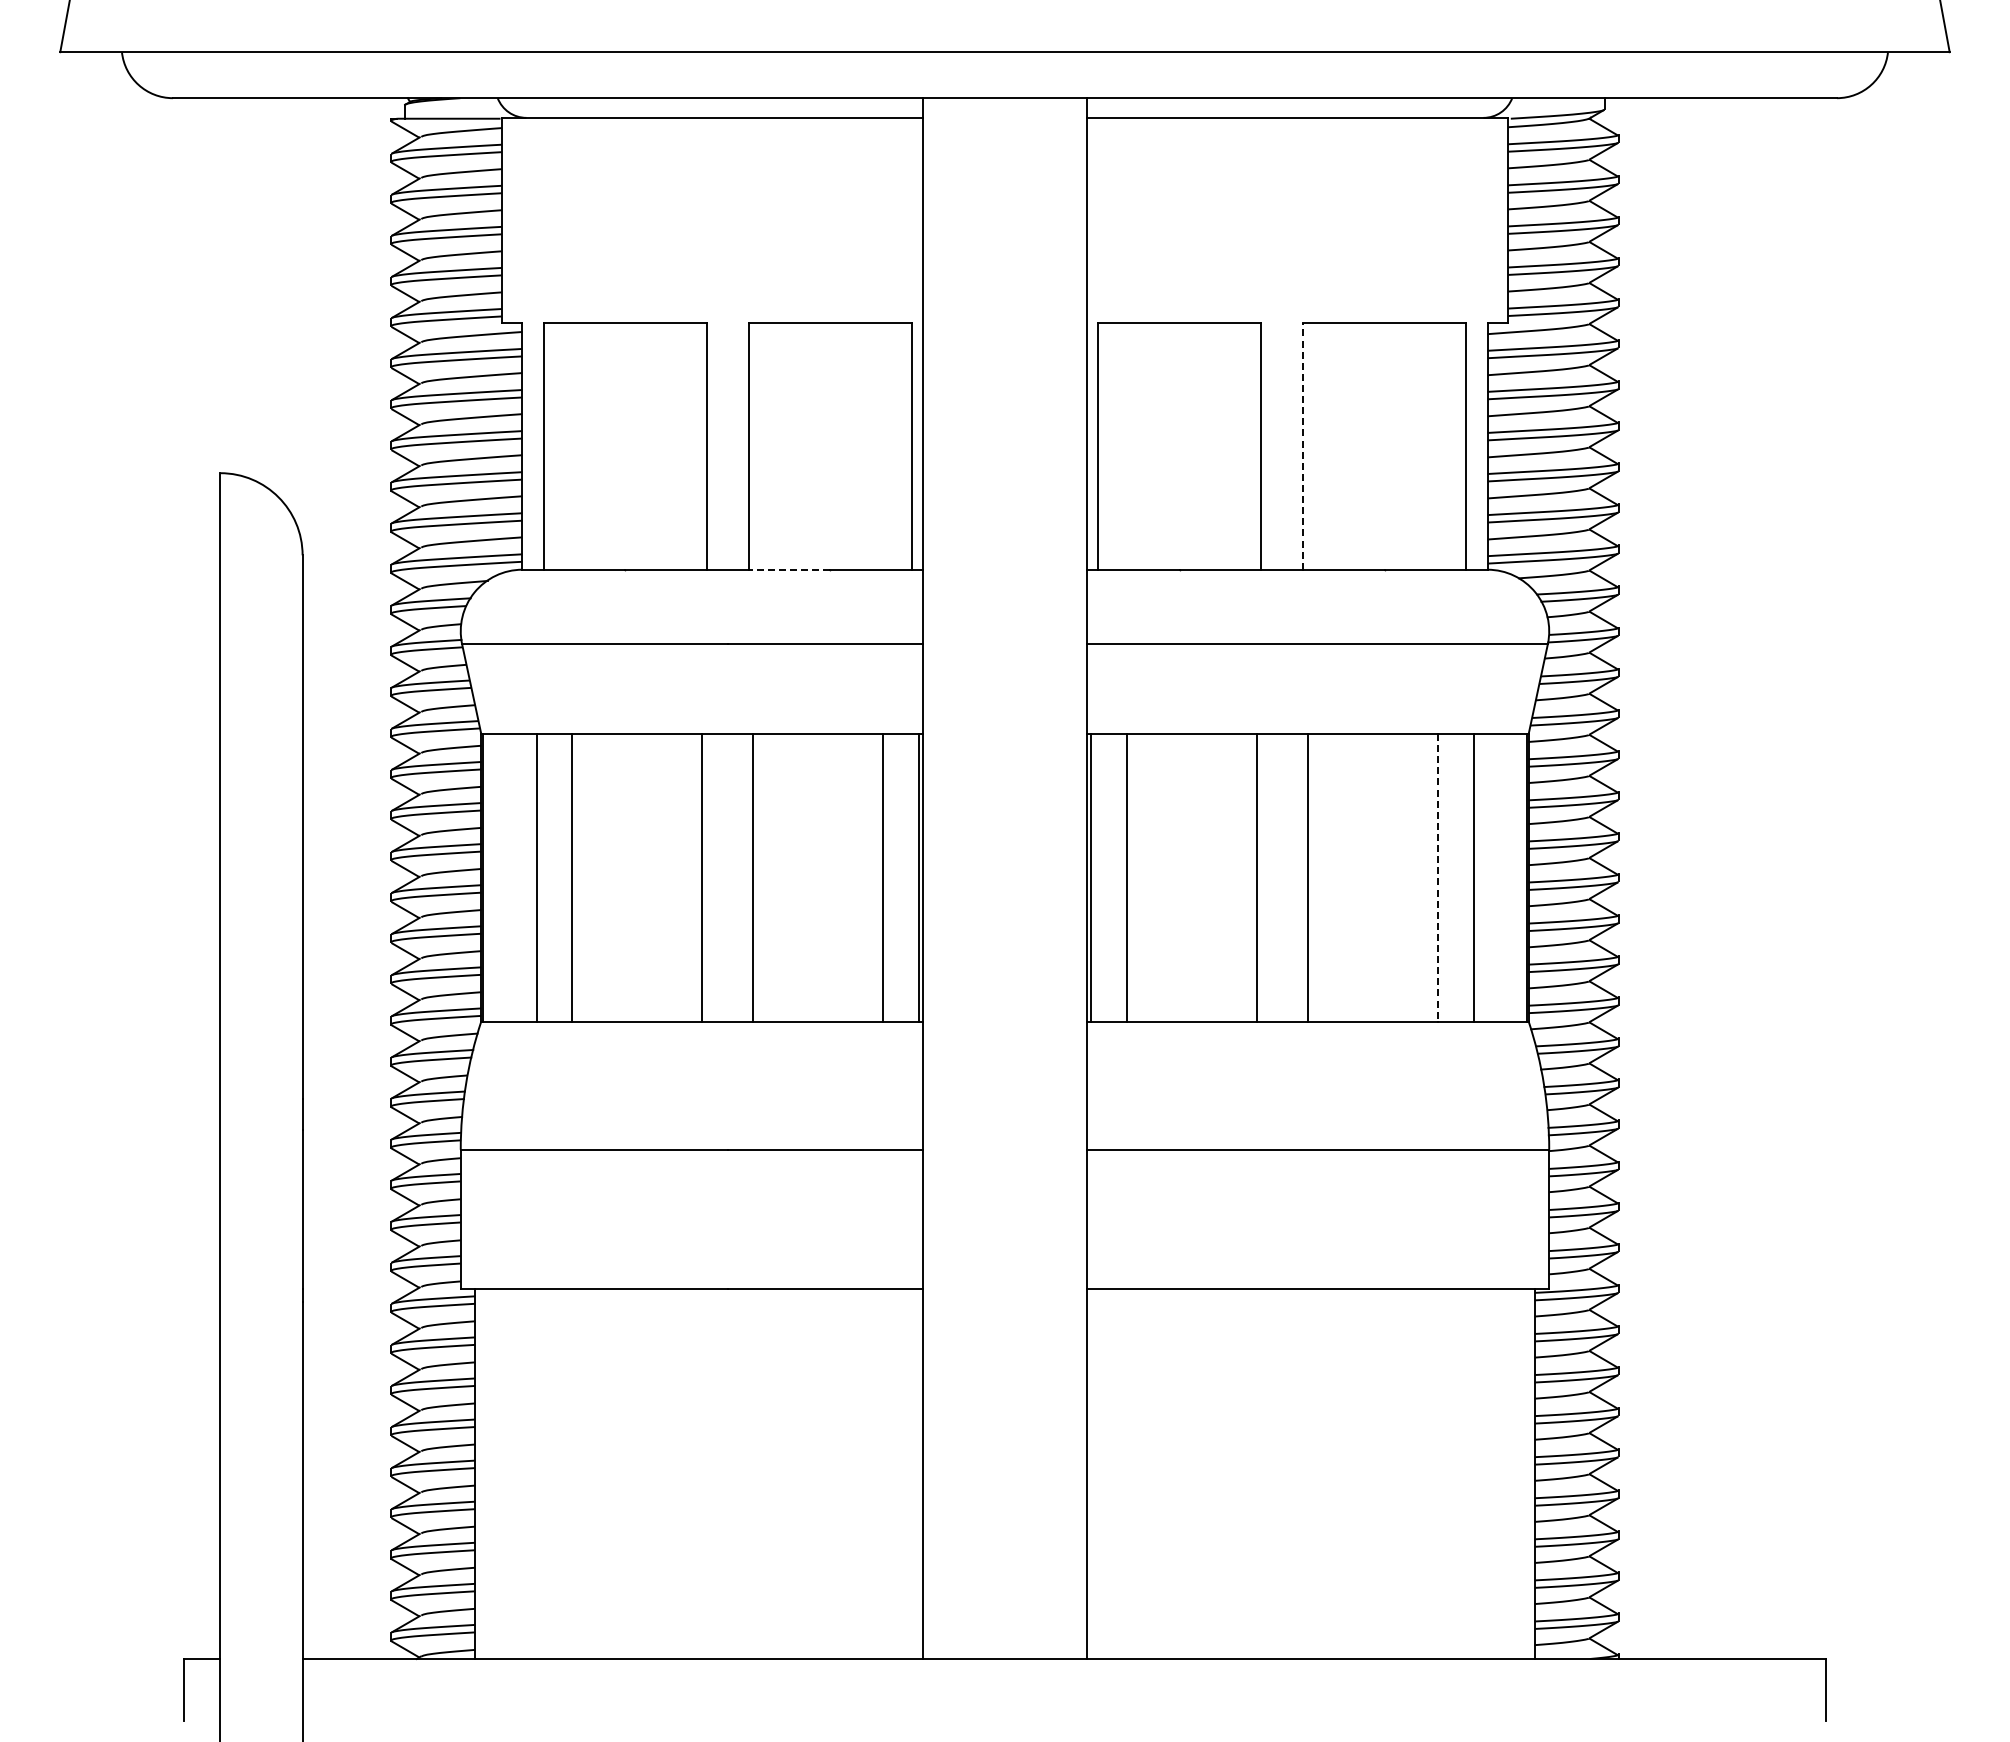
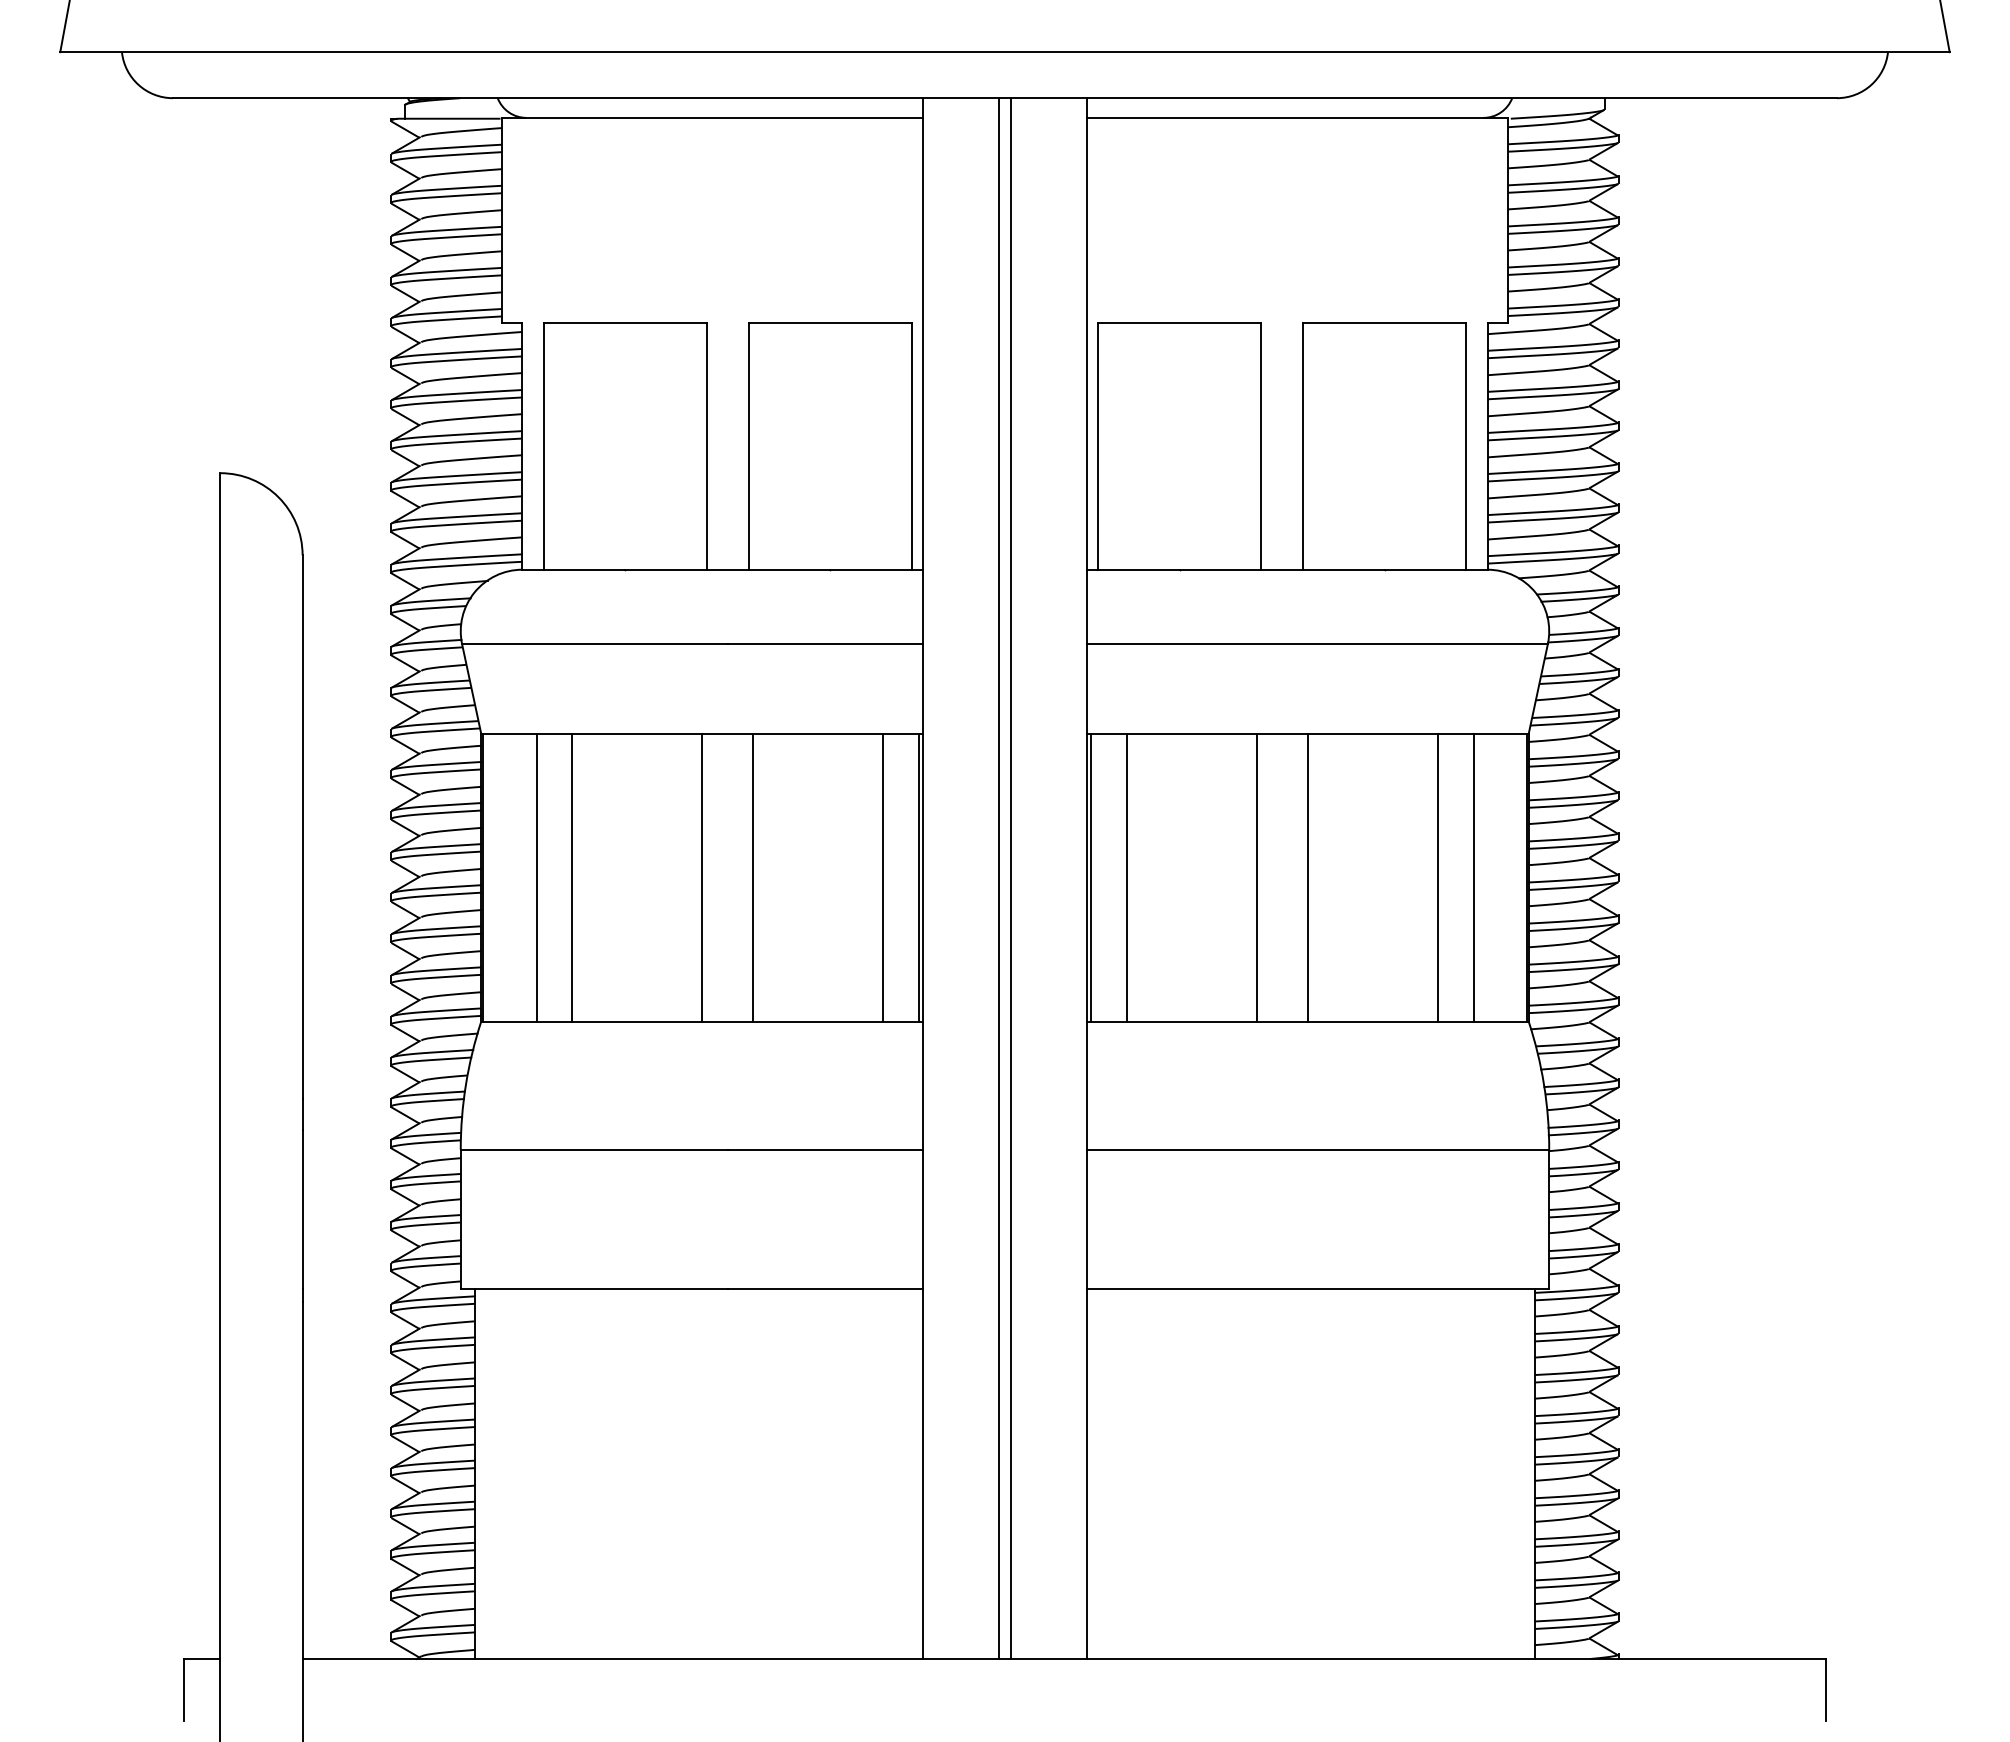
line: dashed -> solid (1303, 446)
line: dashed -> solid (789, 569)
line: dashed -> solid (1437, 877)
line: none -> present (999, 878)
line: none -> present (1010, 878)
